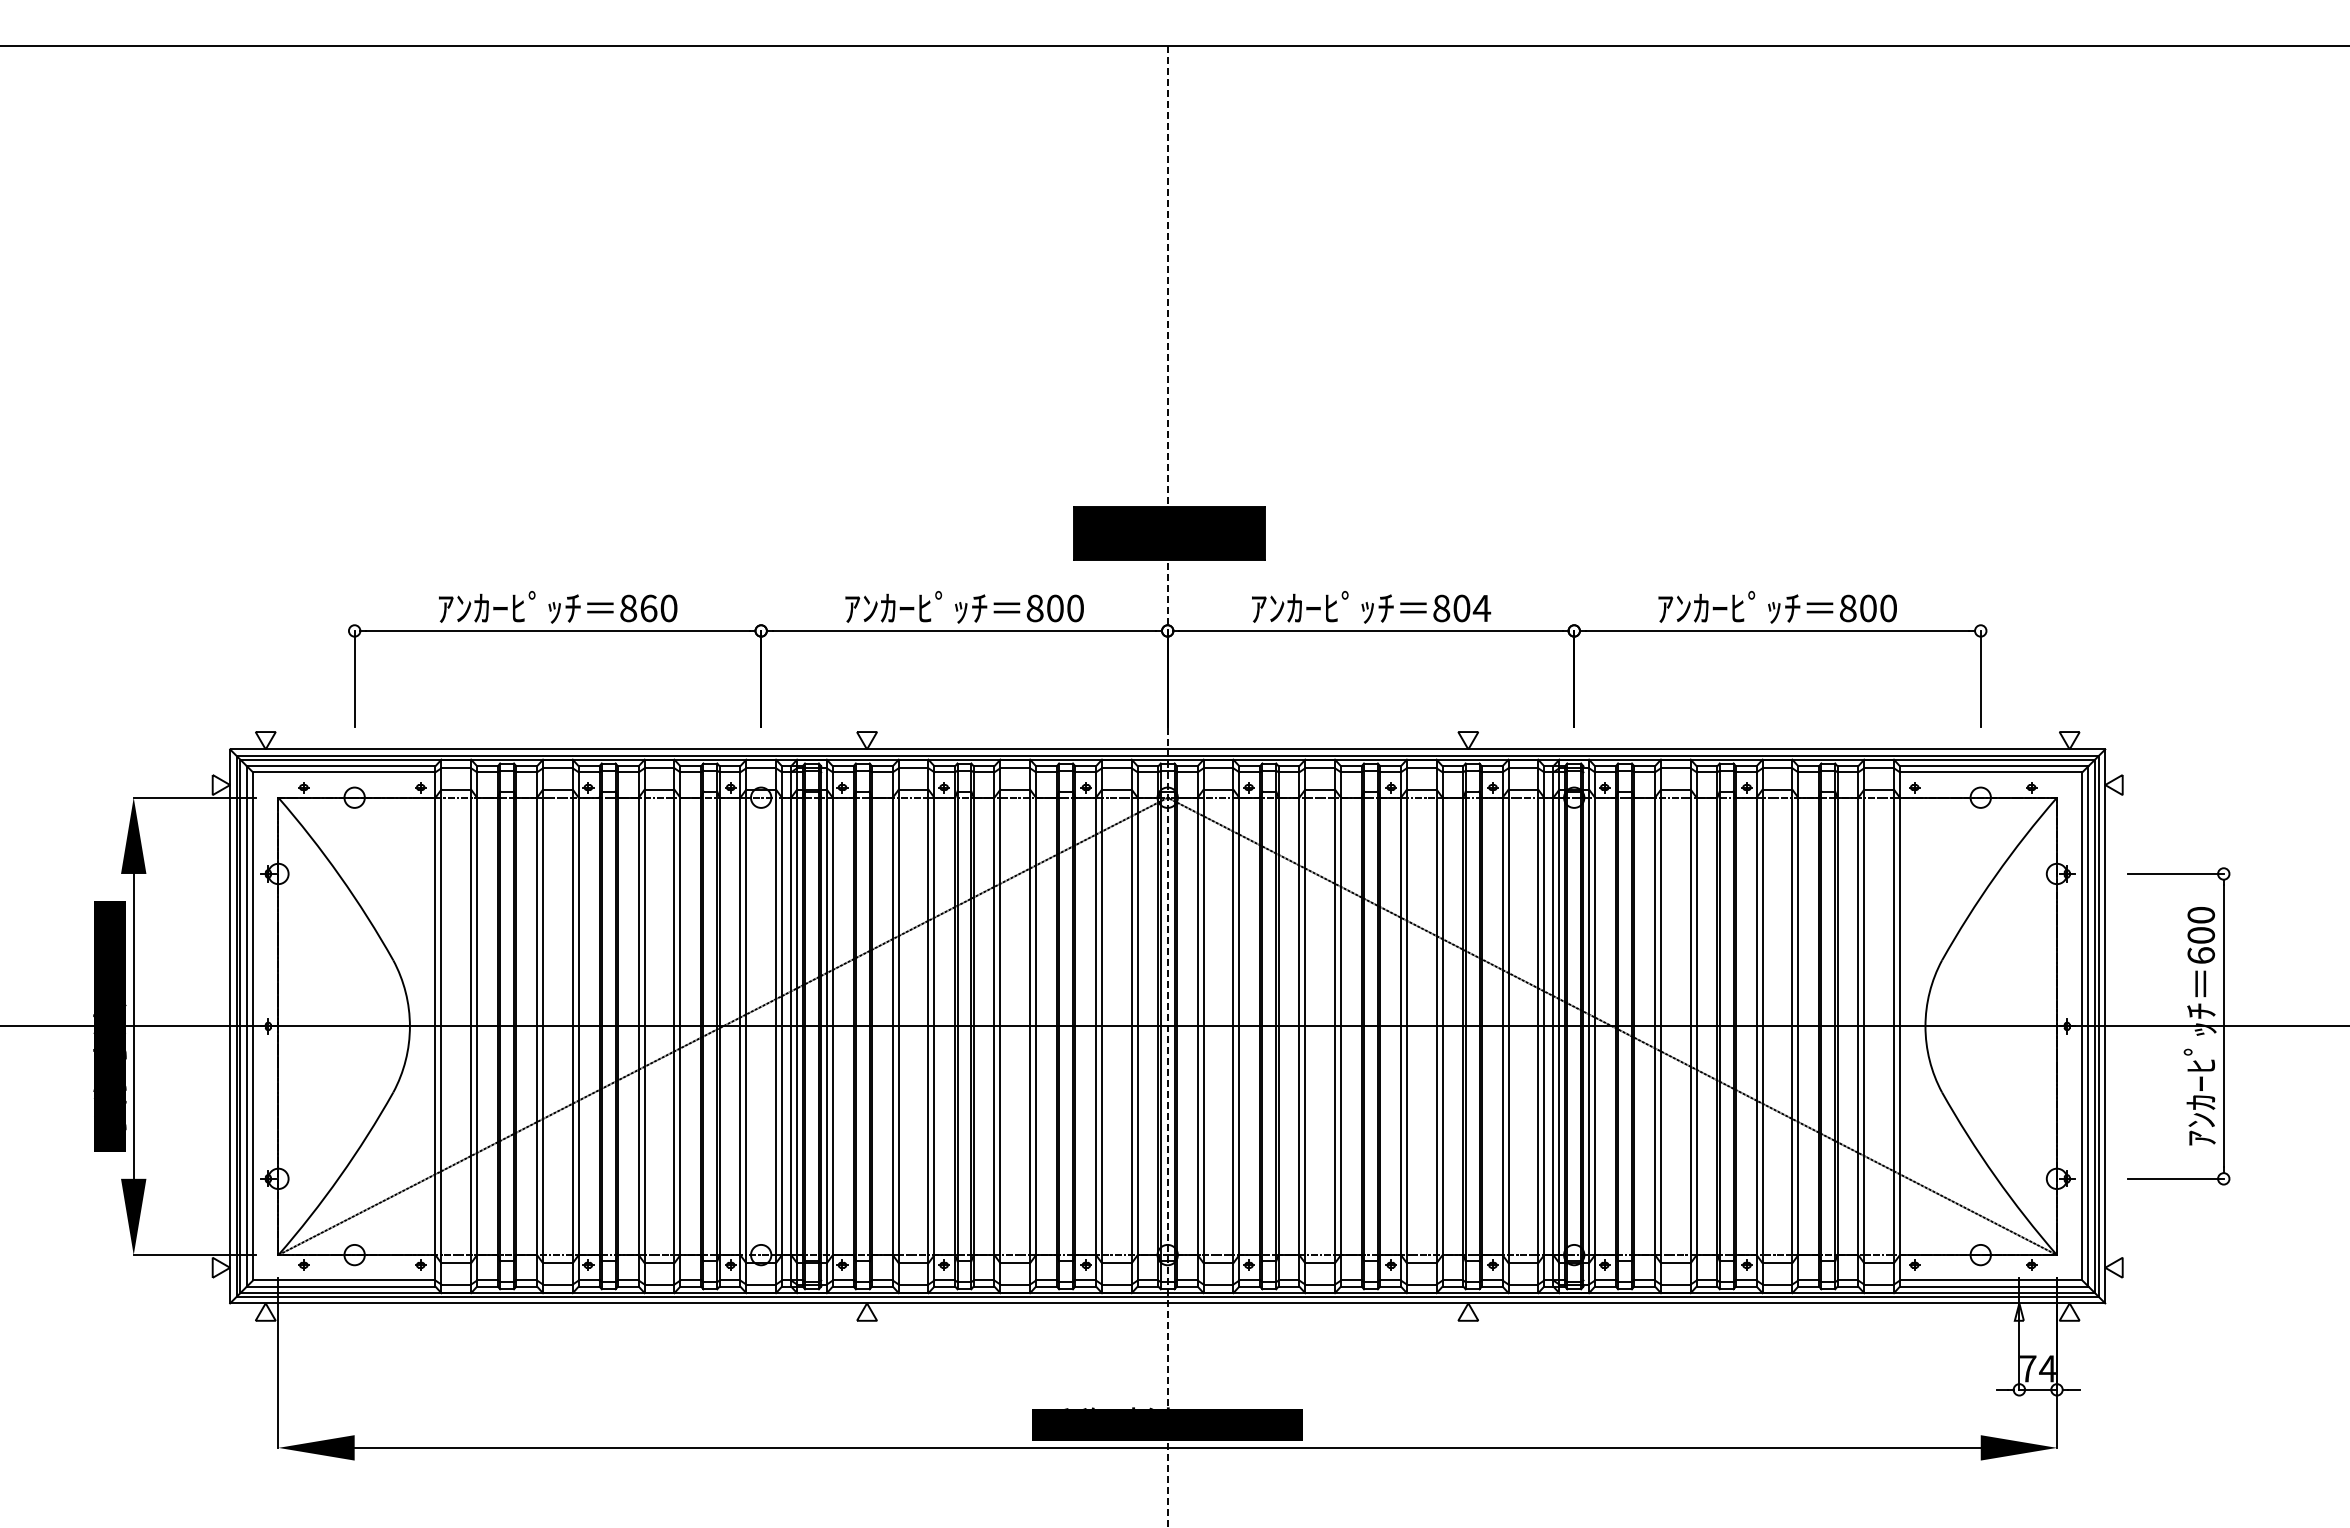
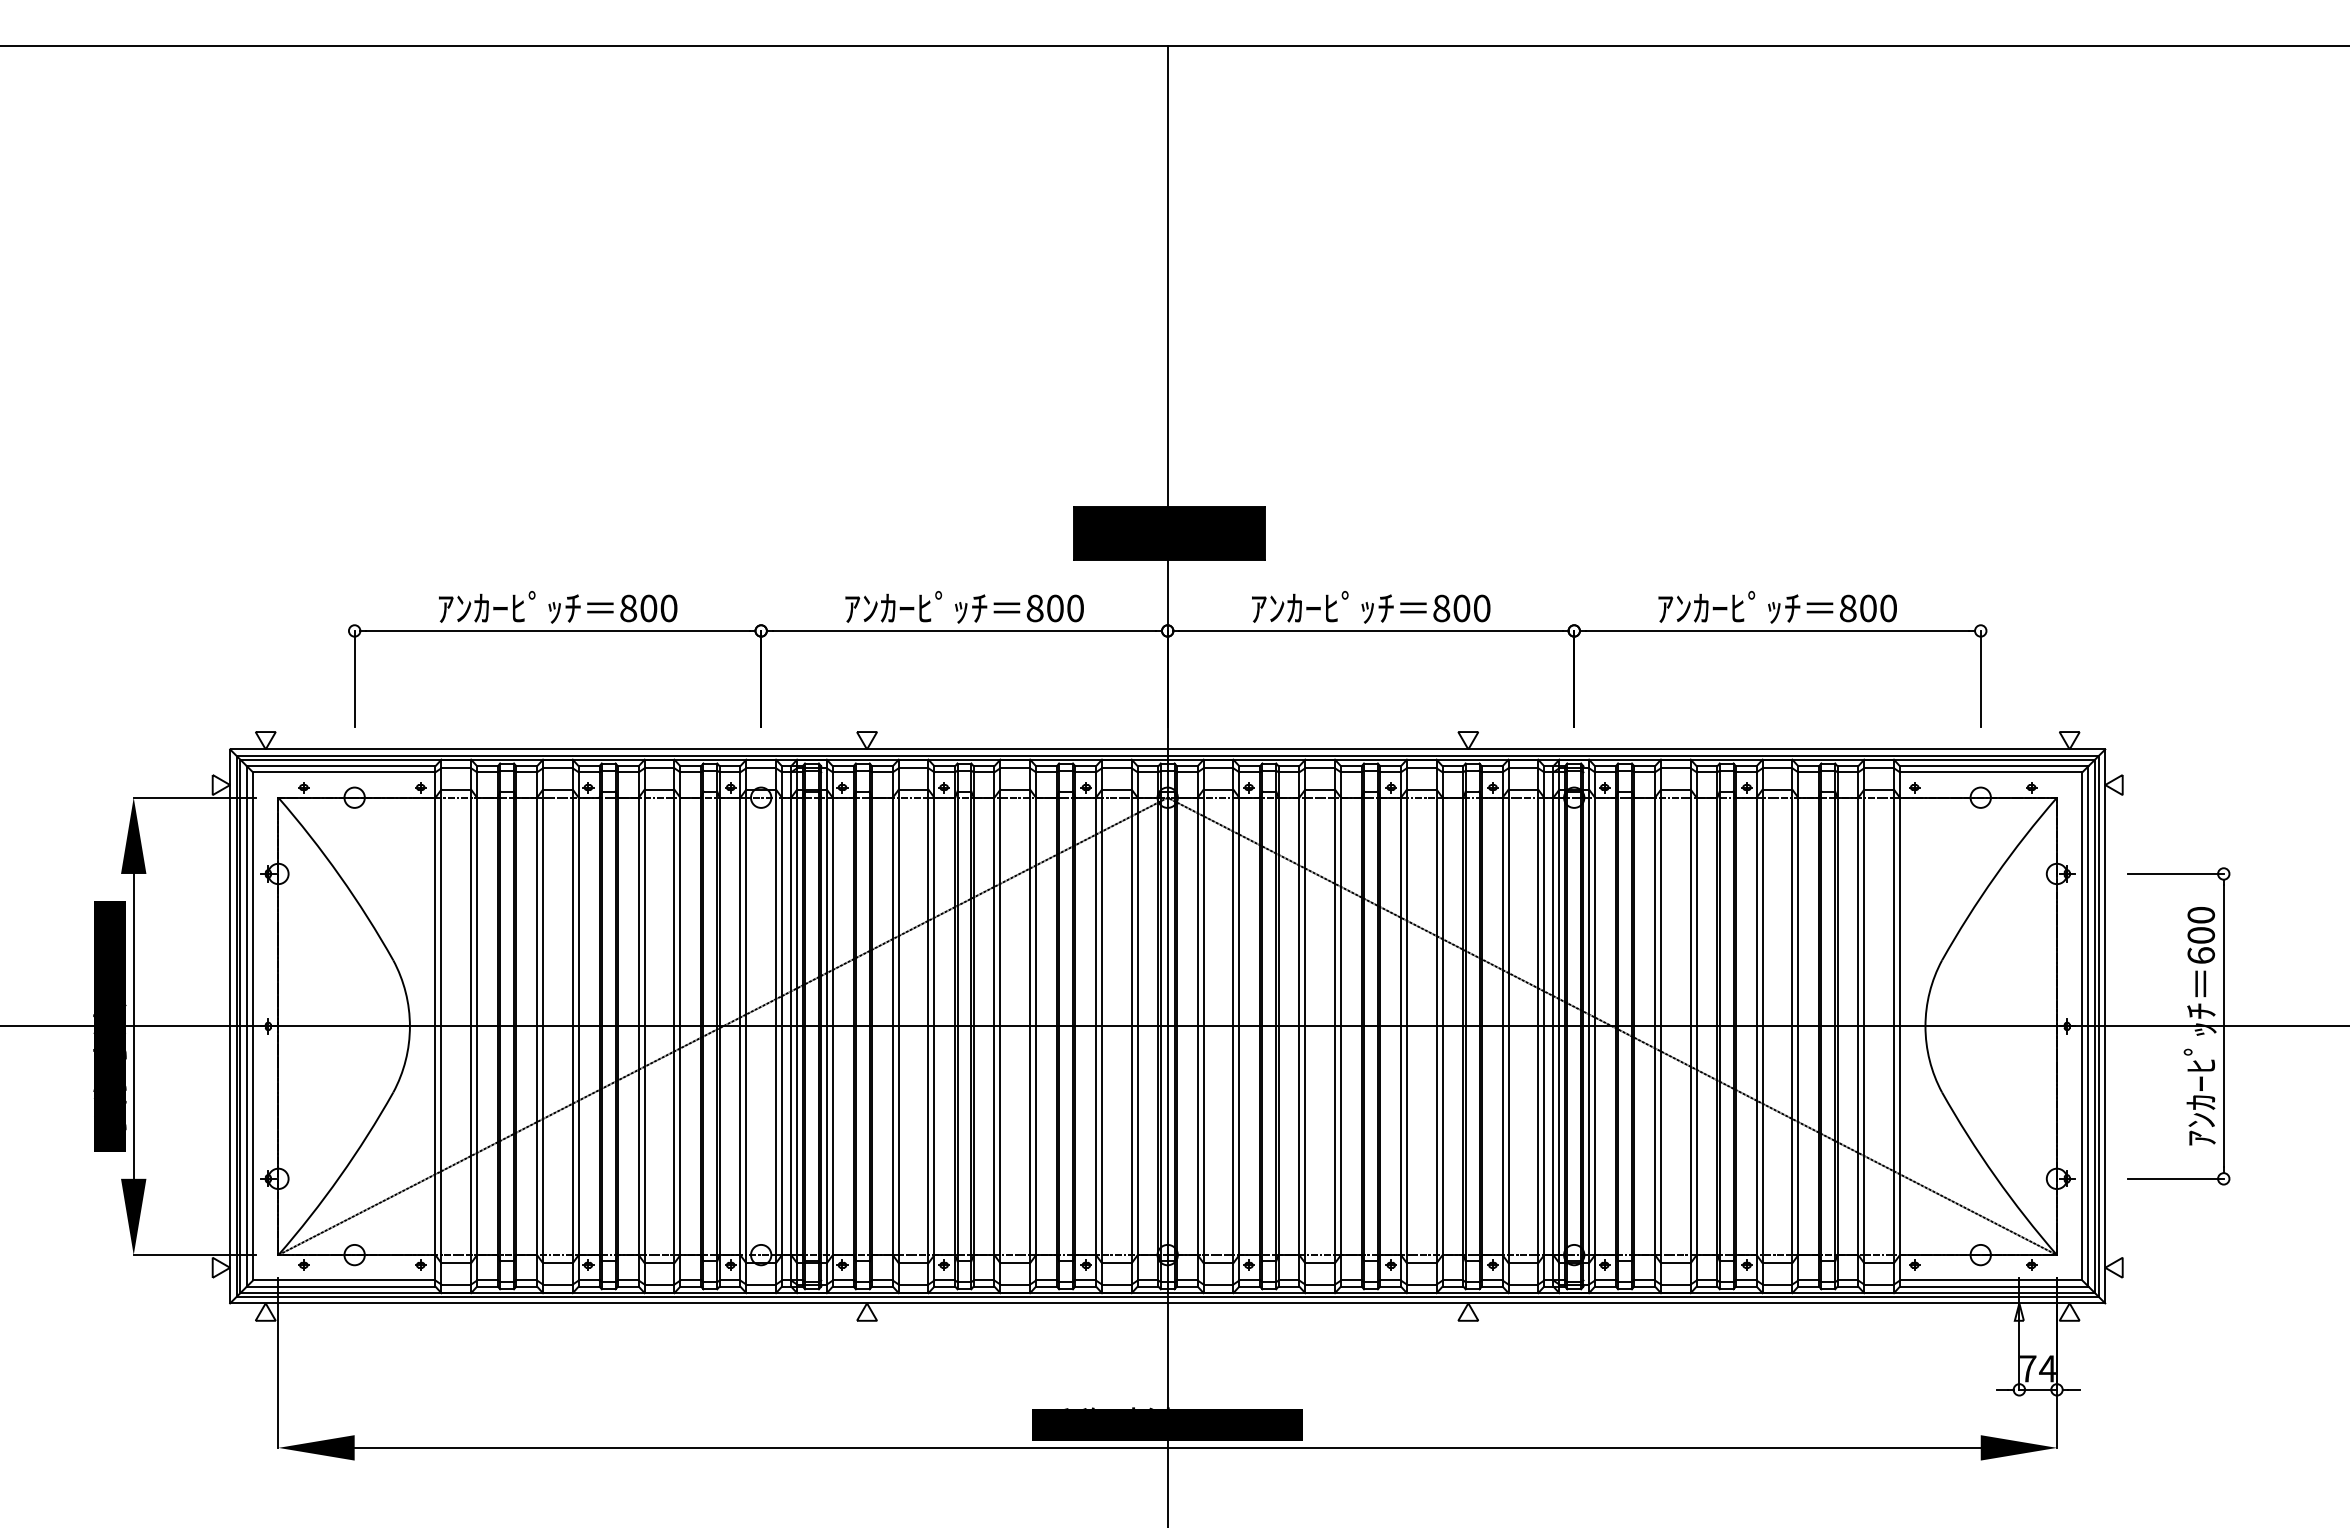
text: 860 -> 800 (648, 608)
text: 804 -> 800 (1481, 608)
line: dashed -> solid (1167, 786)
